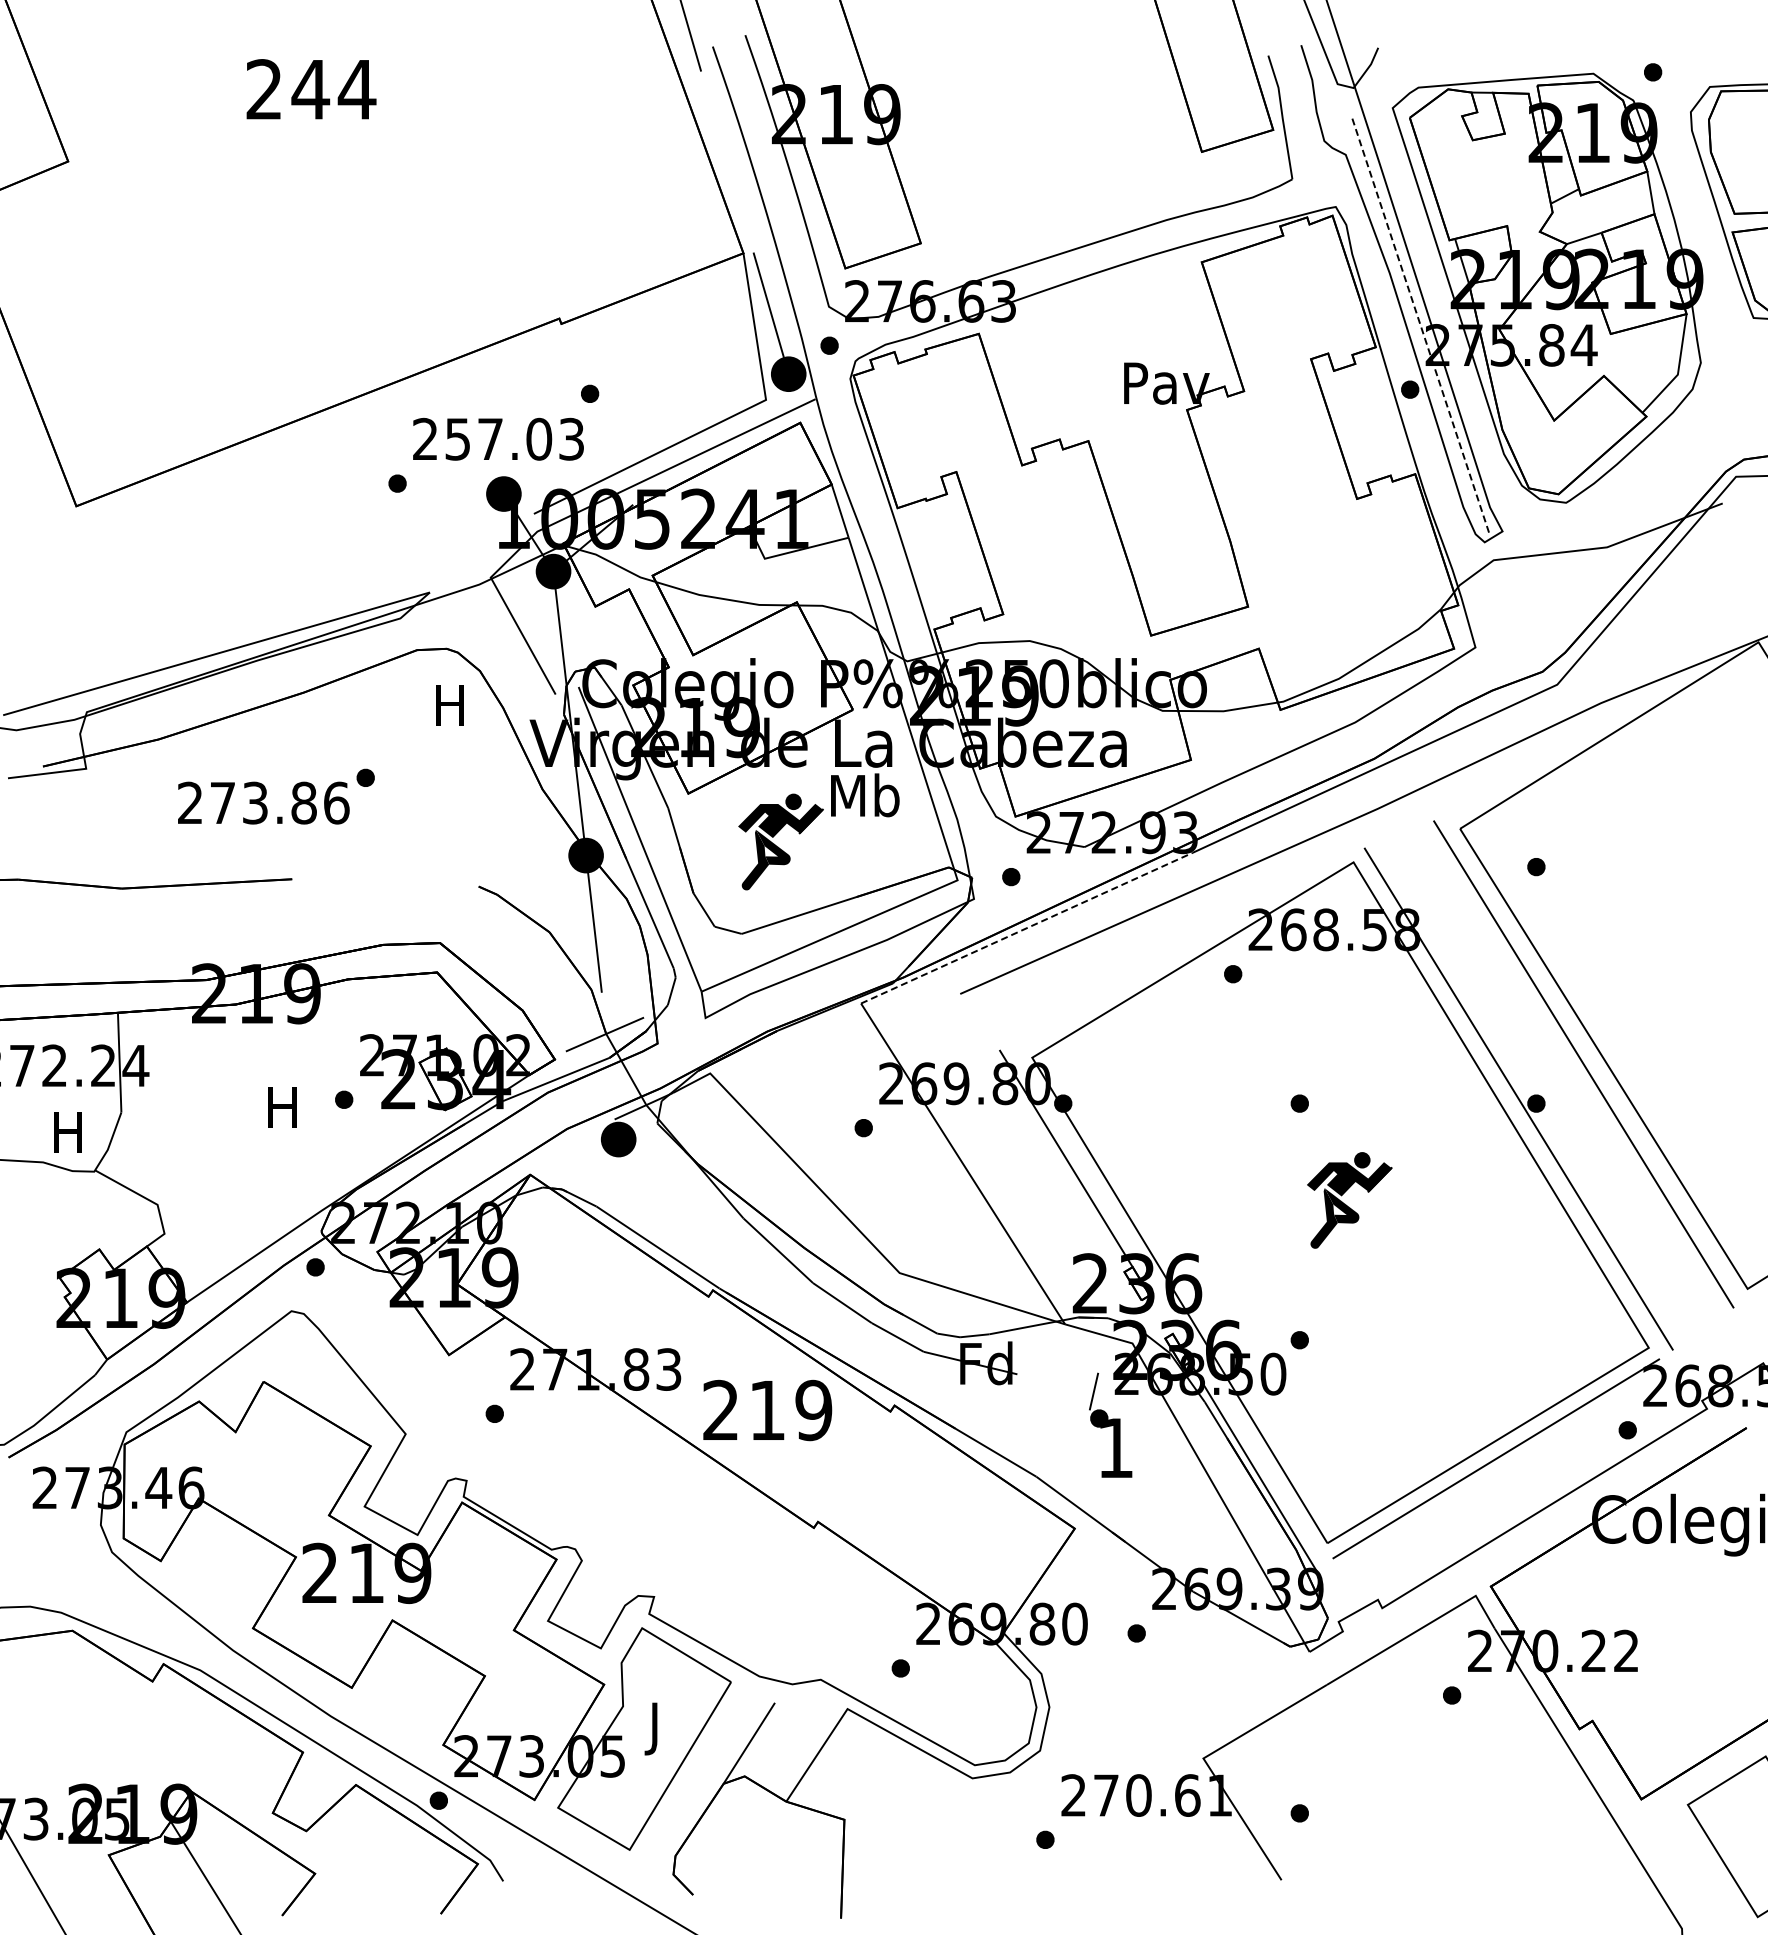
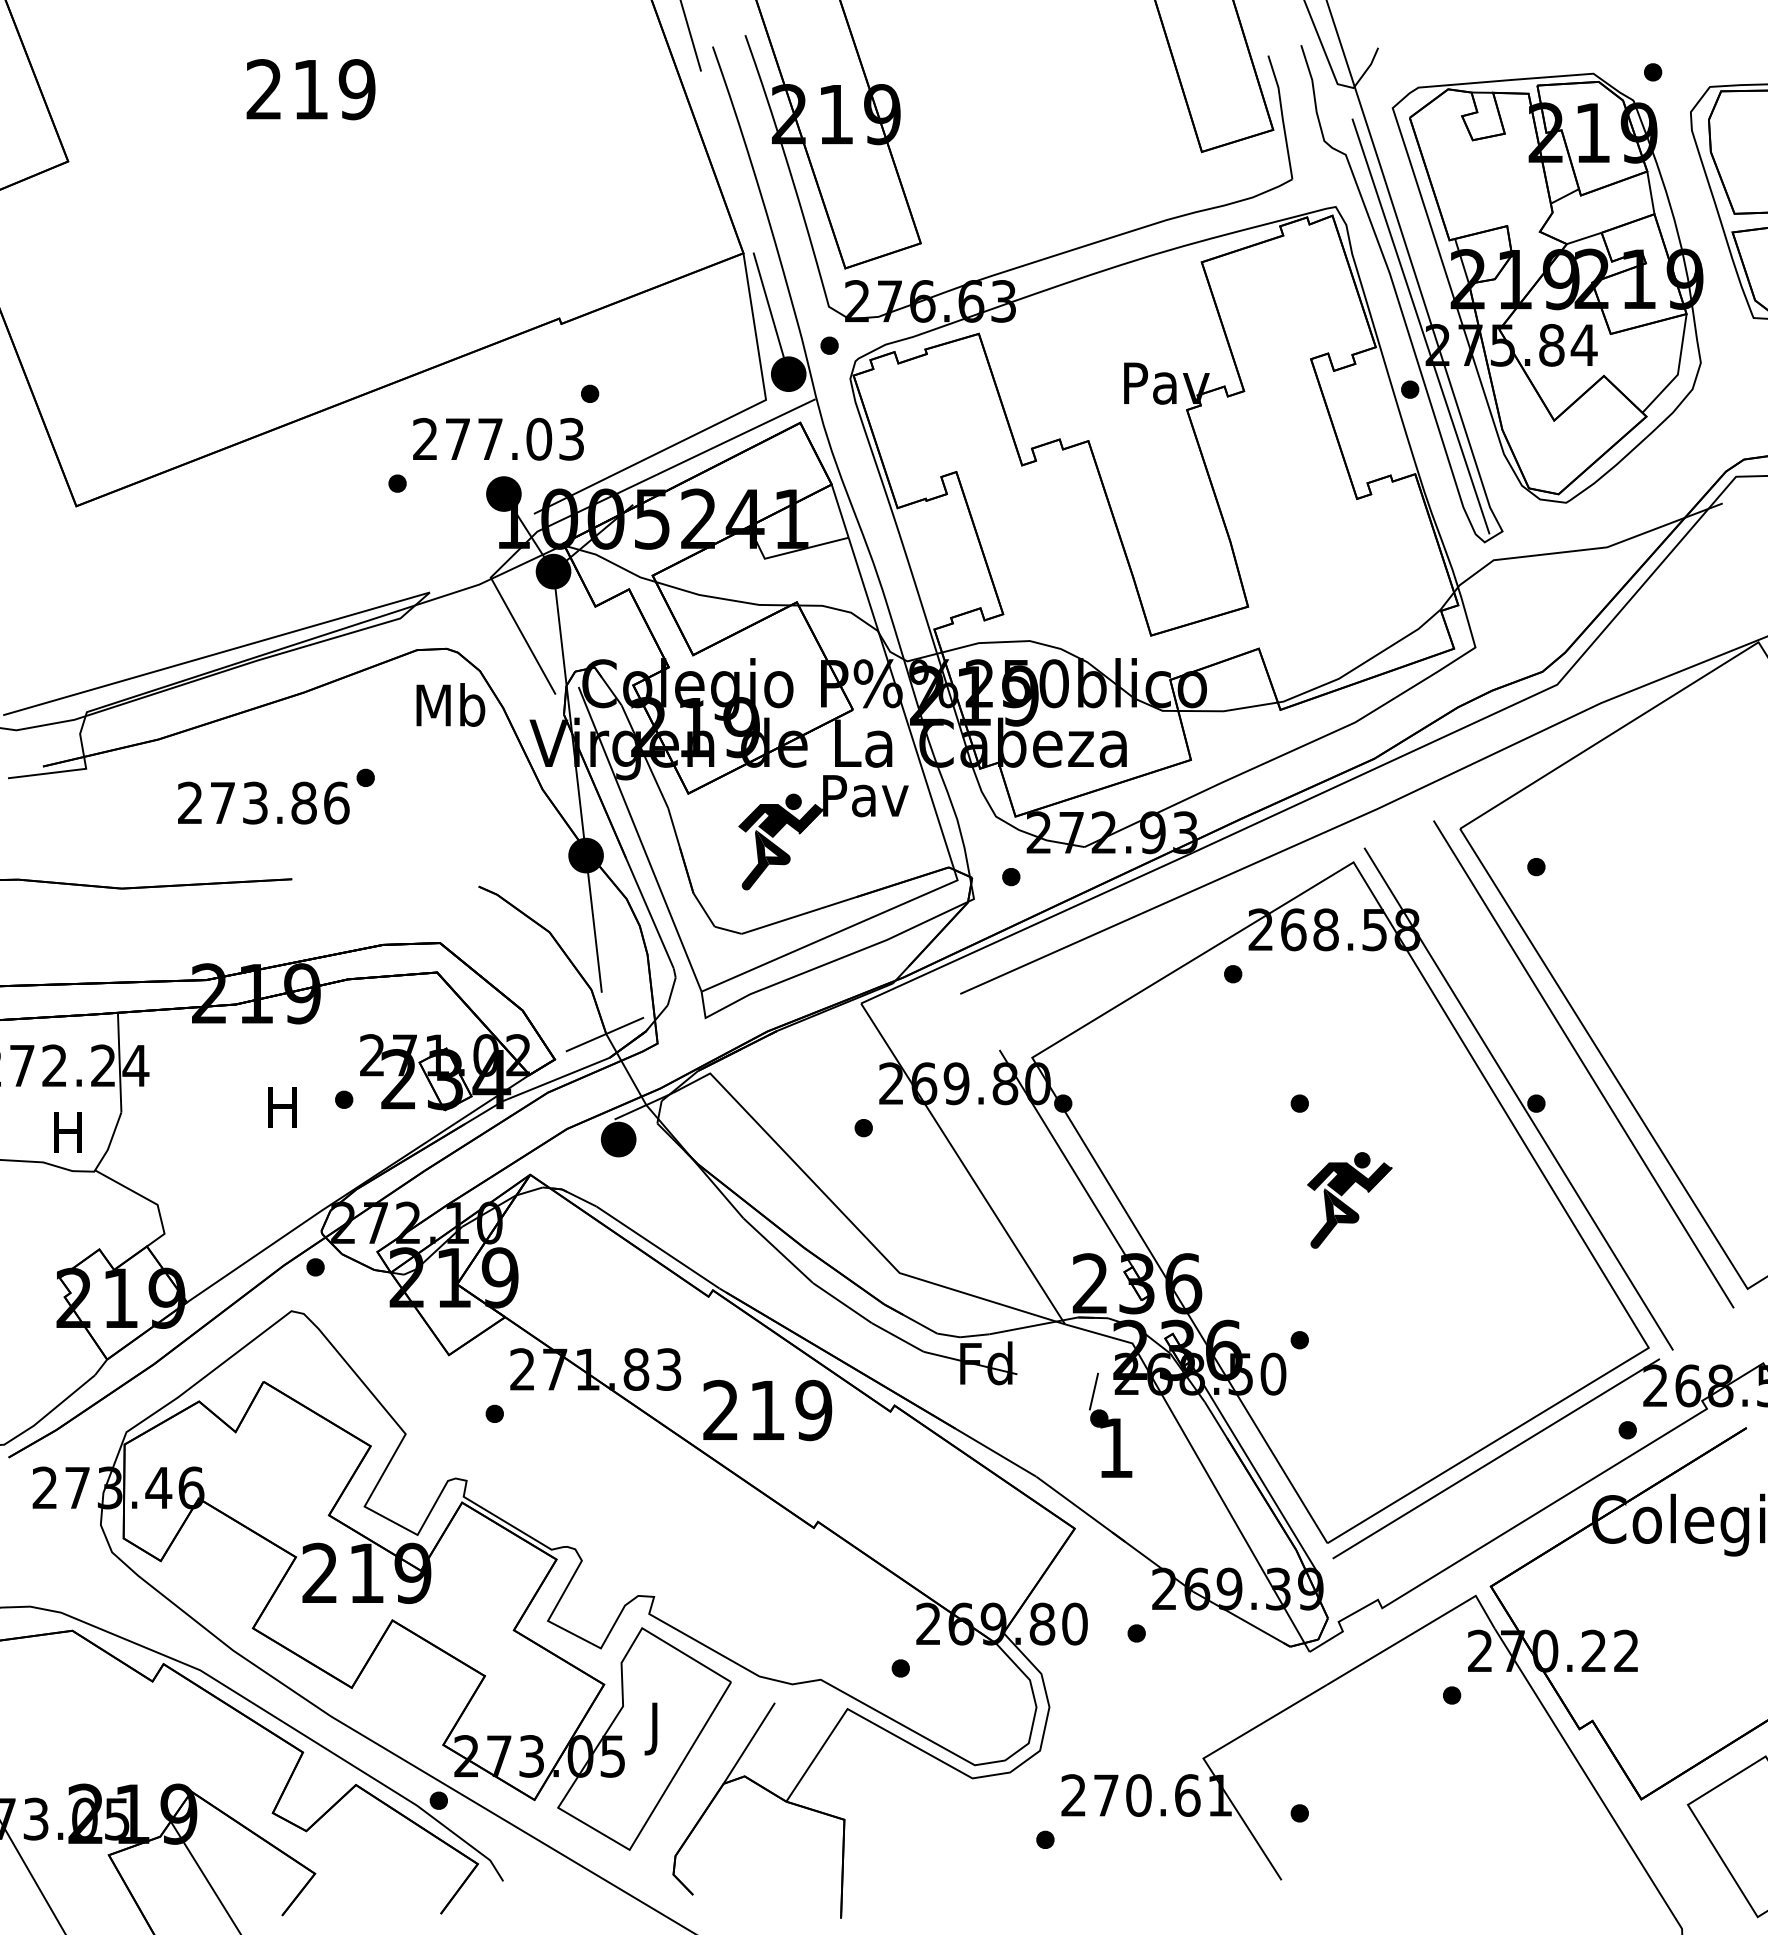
text: 244 -> 219 (333, 89)
line: dashed -> solid (1420, 326)
text: 257.03 -> 277.03 (457, 439)
text: H -> Mb (450, 704)
text: Mb -> Pav (865, 795)
line: dashed -> solid (1027, 927)
